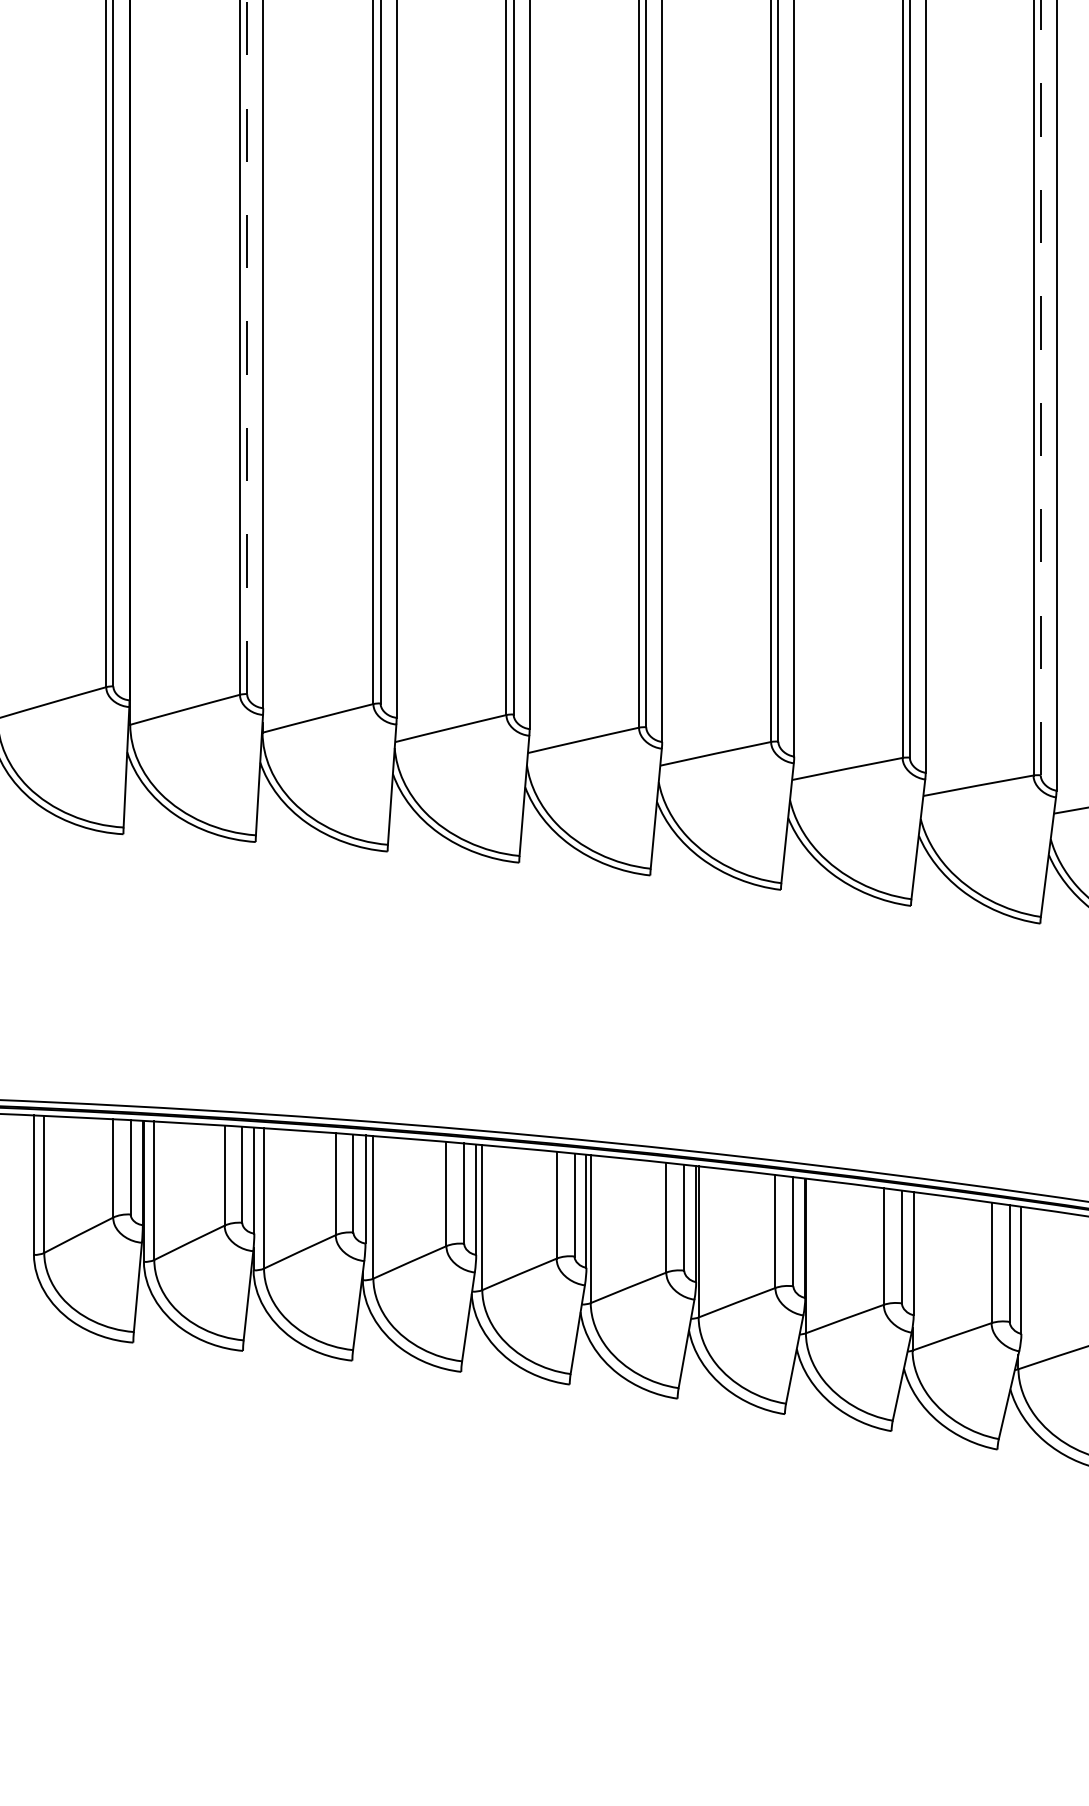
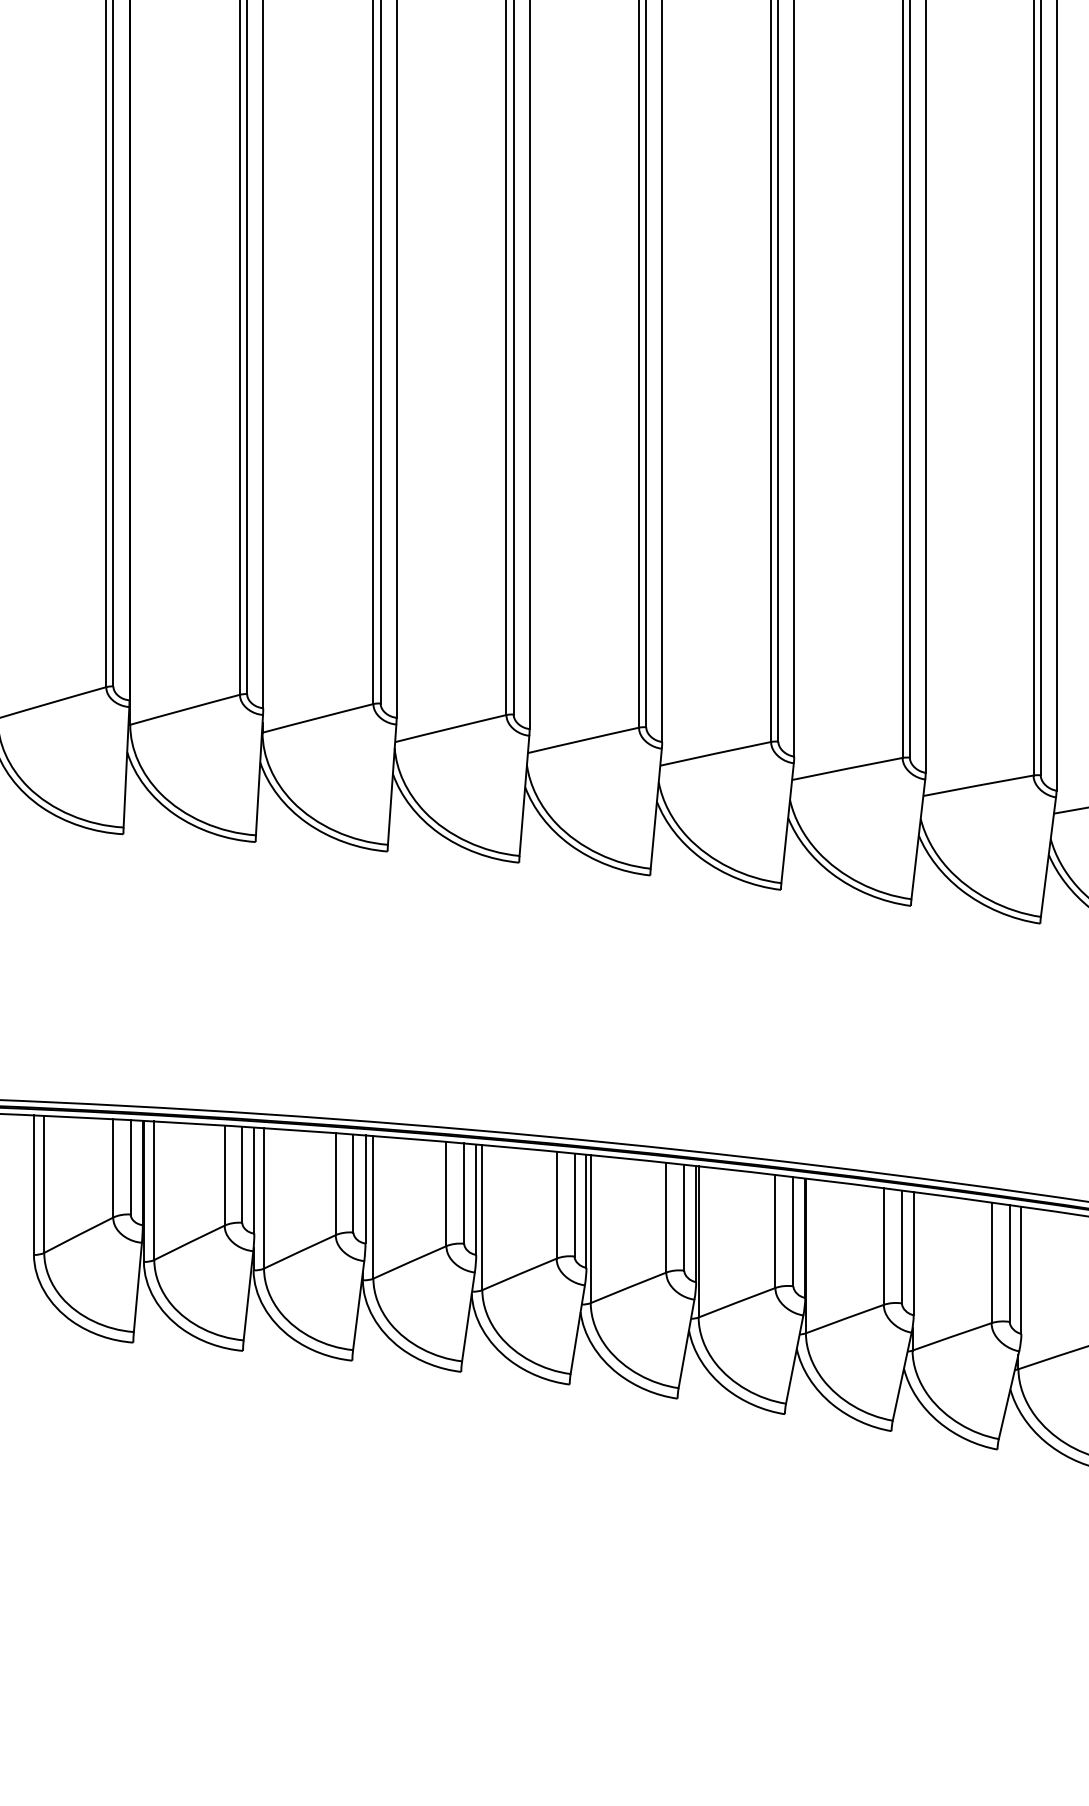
line: dashed -> solid (247, 347)
line: dashed -> solid (1040, 387)
